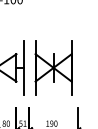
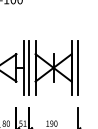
line: none -> present (29, 67)
line: none -> present (77, 67)
